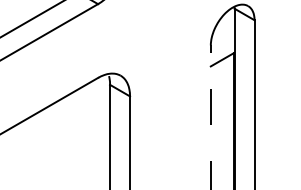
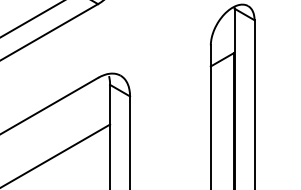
line: dashed -> solid (210, 117)
line: none -> present (56, 155)
